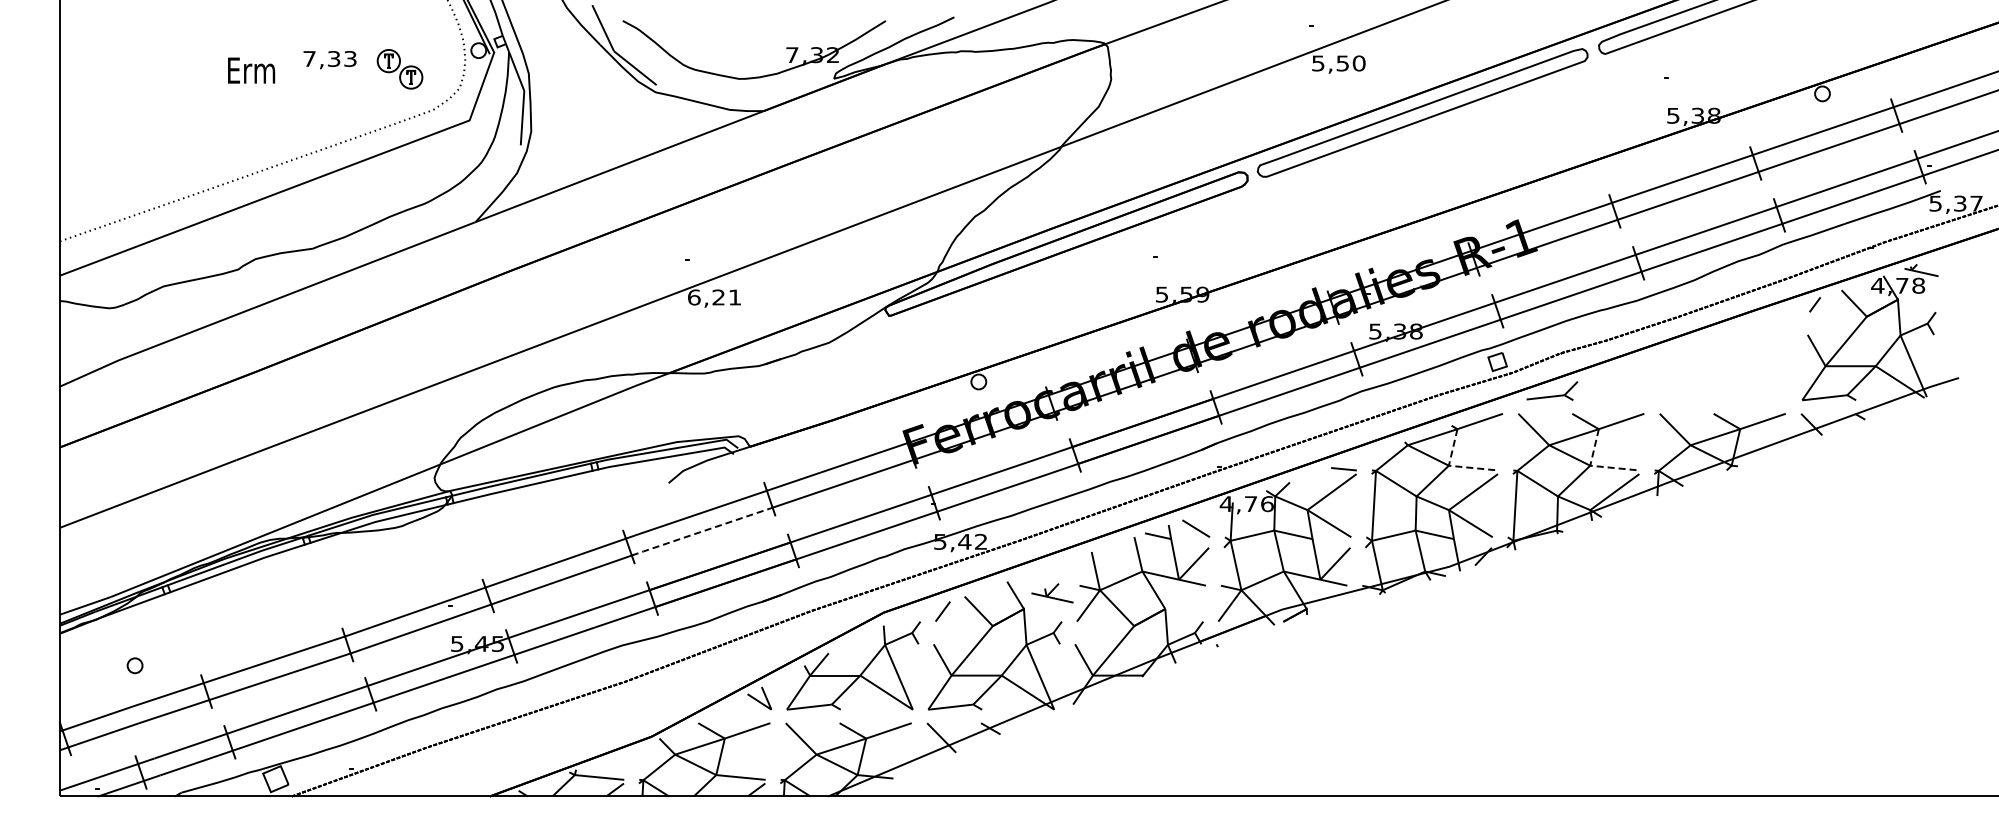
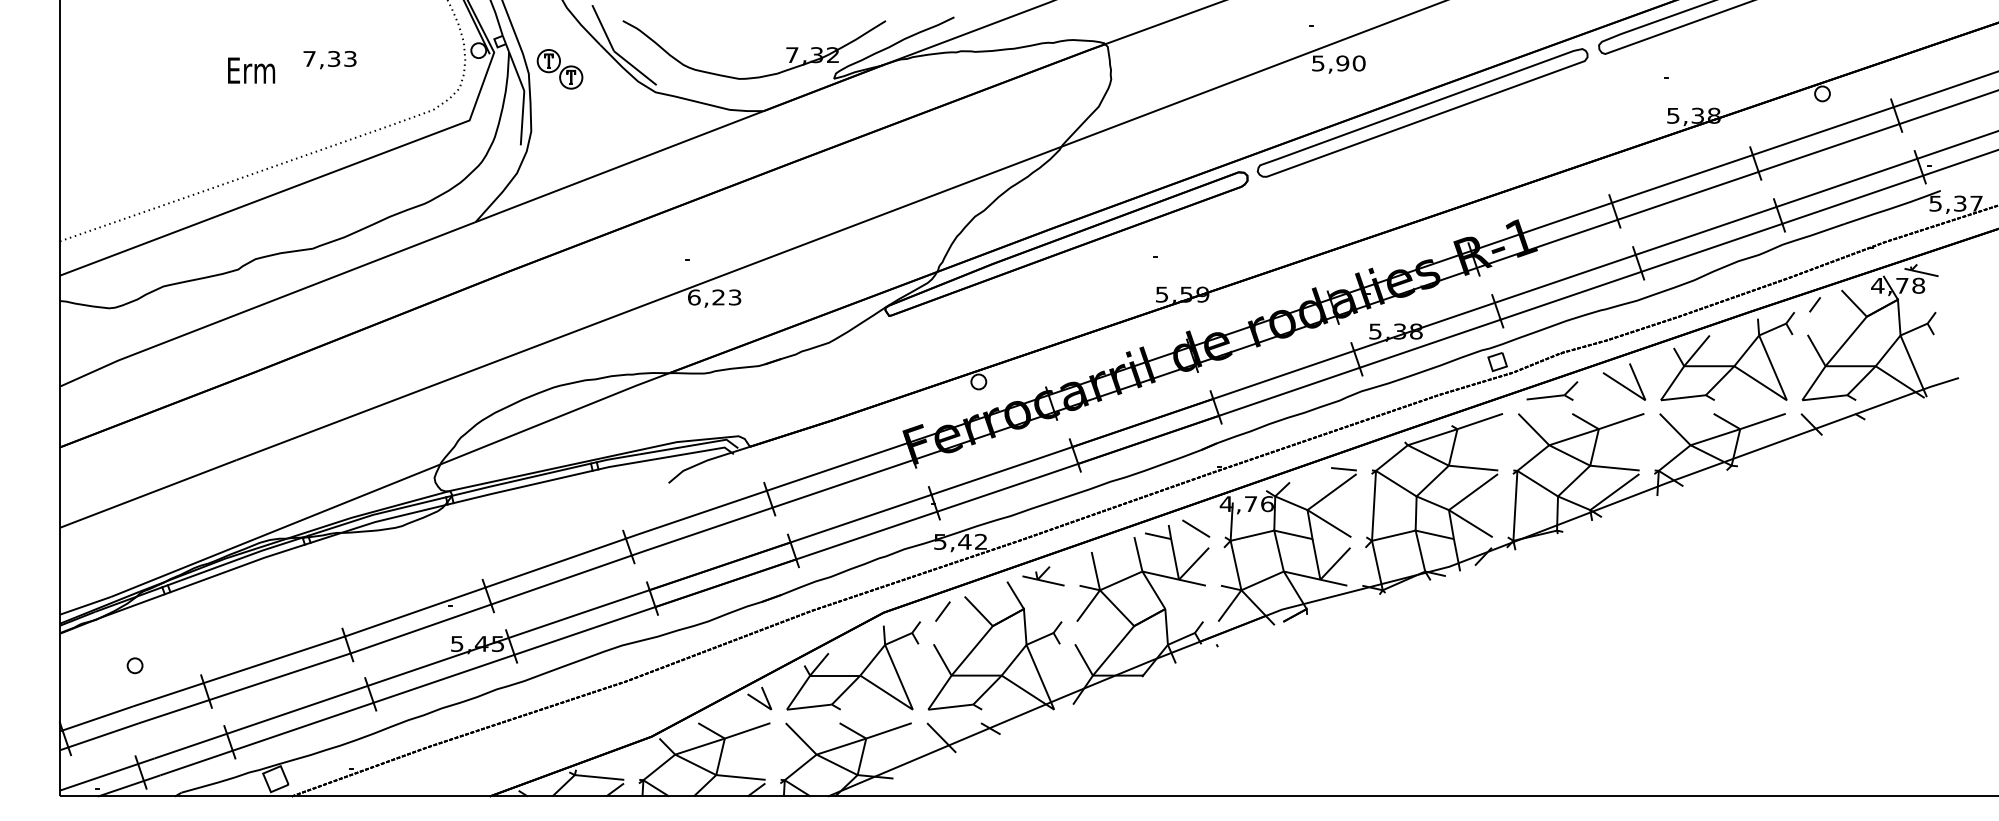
text: 5,50 -> 5,90 (1342, 63)
part position: (399, 69) -> (559, 69) (559, 69)
text: 6,21 -> 6,23 (735, 297)
part: none -> present (1727, 365)
line: none -> present (1623, 384)
line: dashed -> solid (1454, 466)
line: dashed -> solid (1596, 466)
line: dashed -> solid (701, 531)
part position: (1052, 593) -> (1043, 576) (1043, 576)
